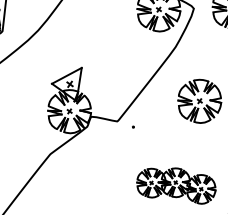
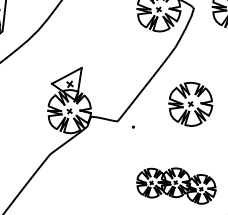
part position: (199, 100) -> (190, 103) (190, 103)
